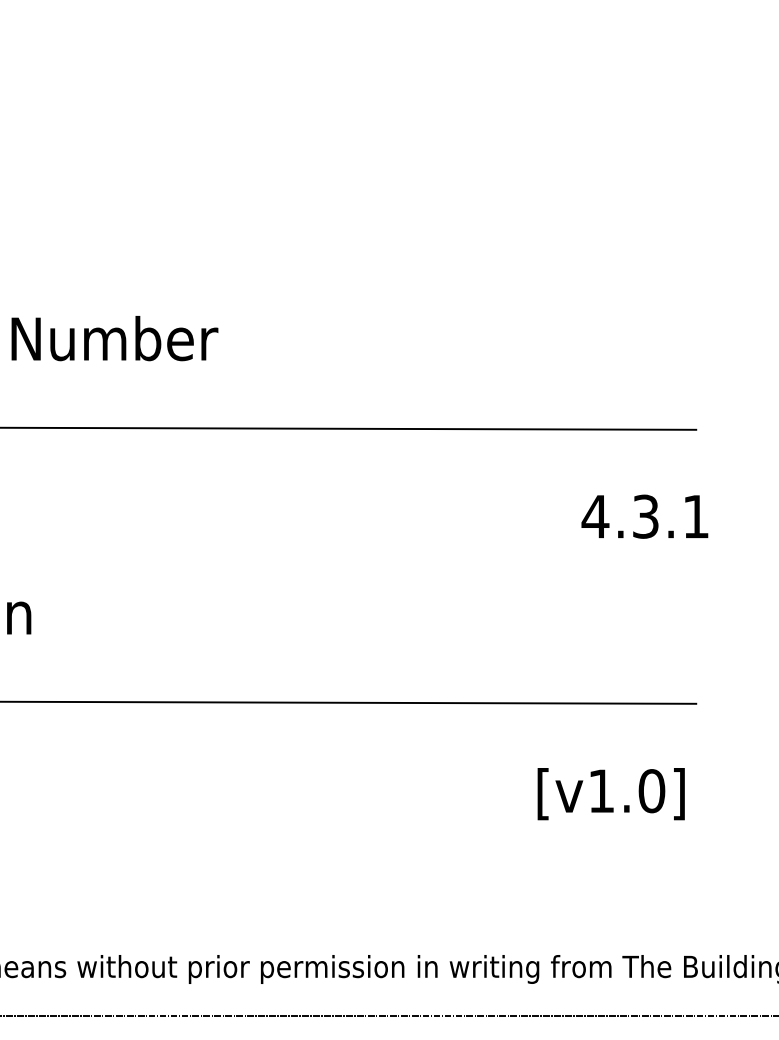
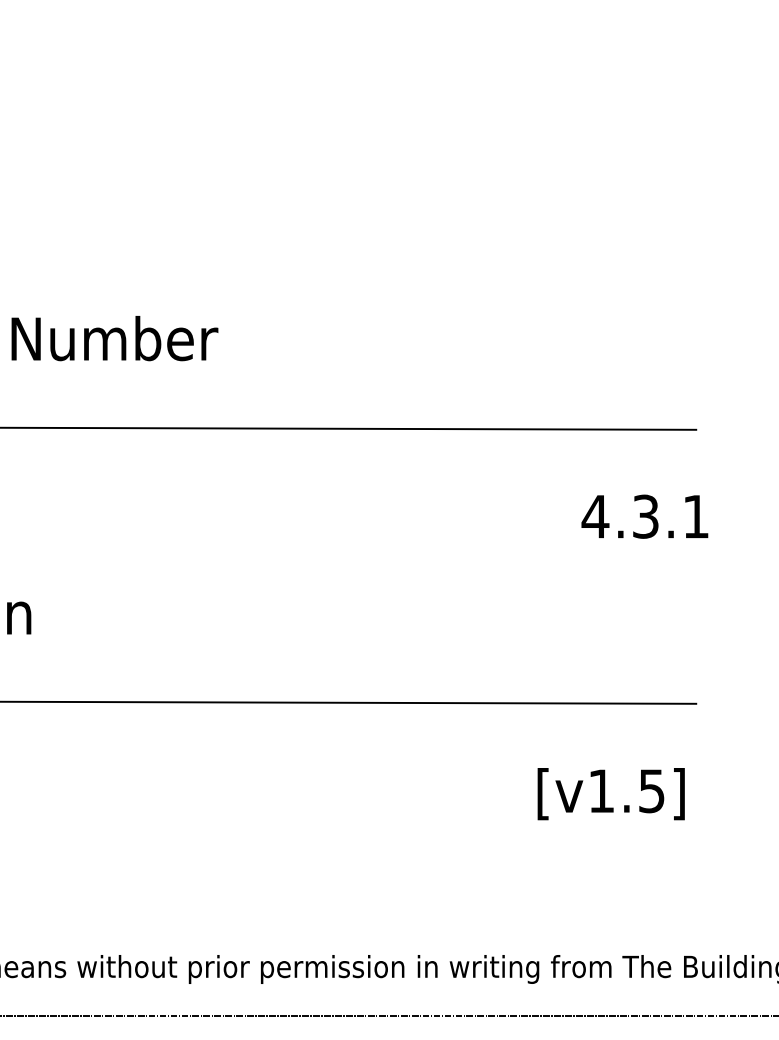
text: [v1.0] -> [v1.5] (651, 791)
